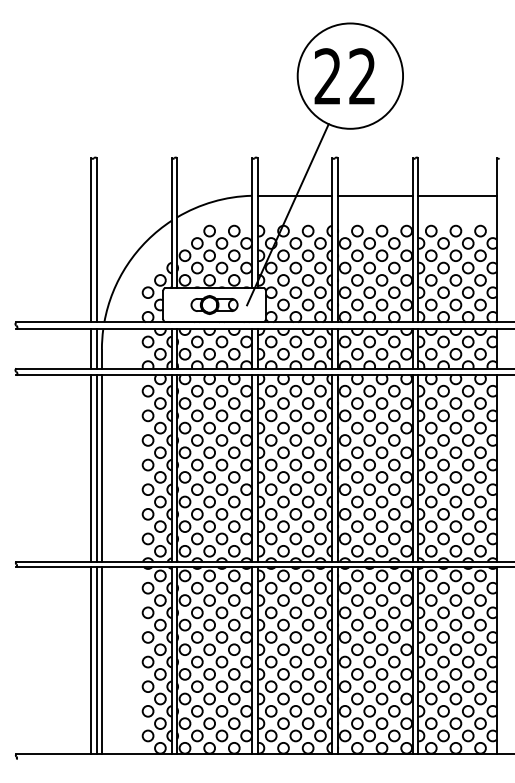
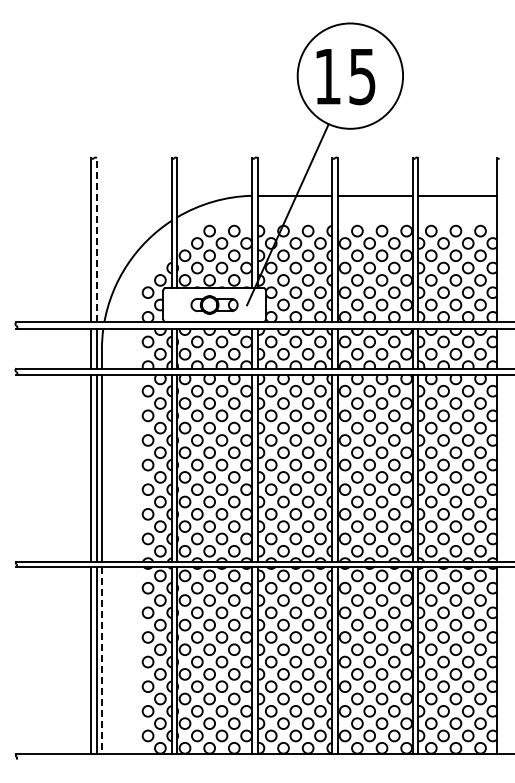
text: 22 -> 15 (344, 76)
line: solid -> dashed (96, 239)
line: solid -> dashed (101, 661)
